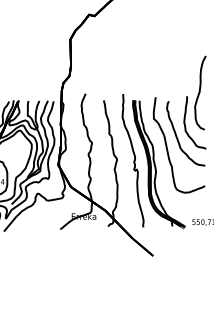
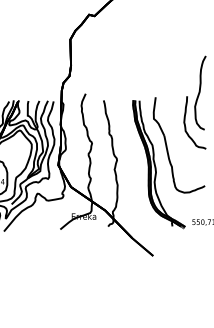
curve: present -> none (177, 136)
part: present -> none (132, 160)
